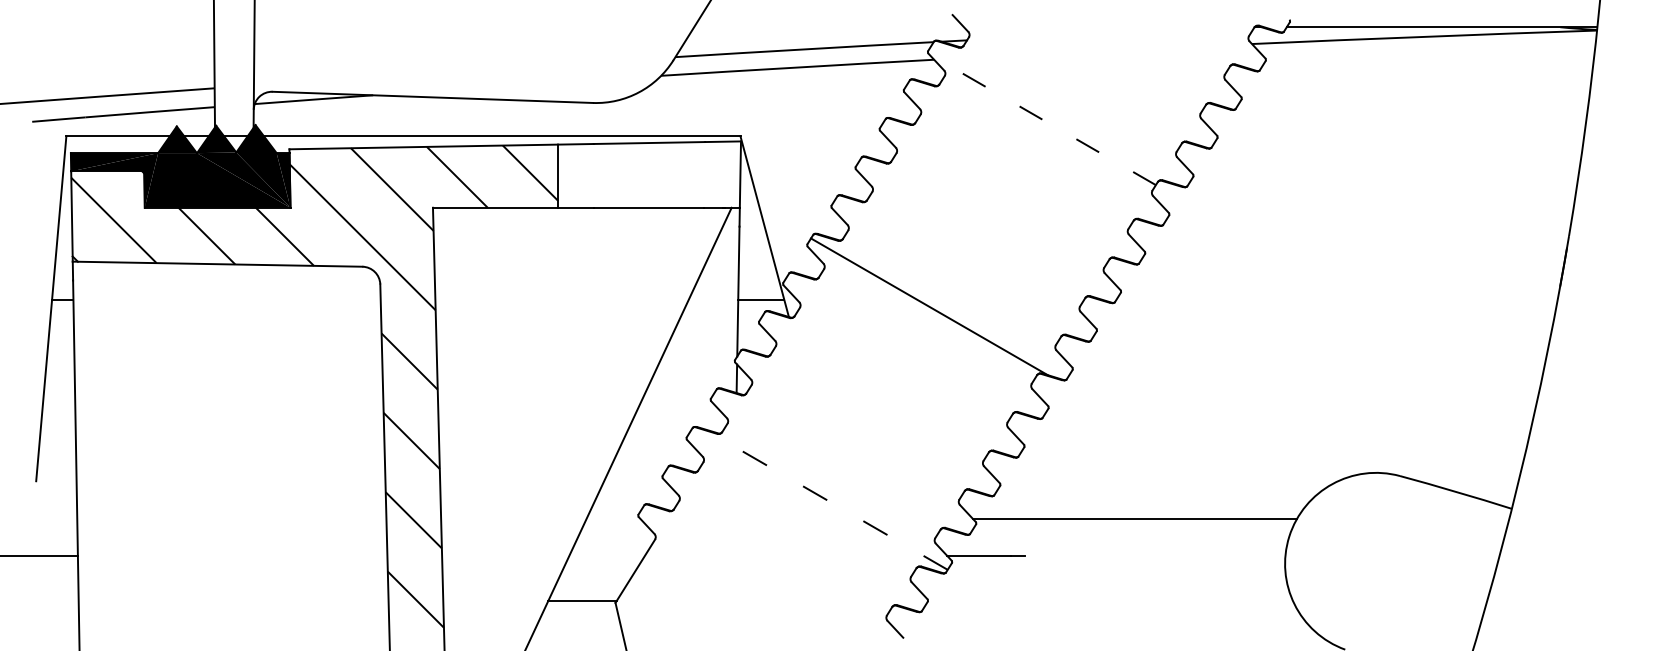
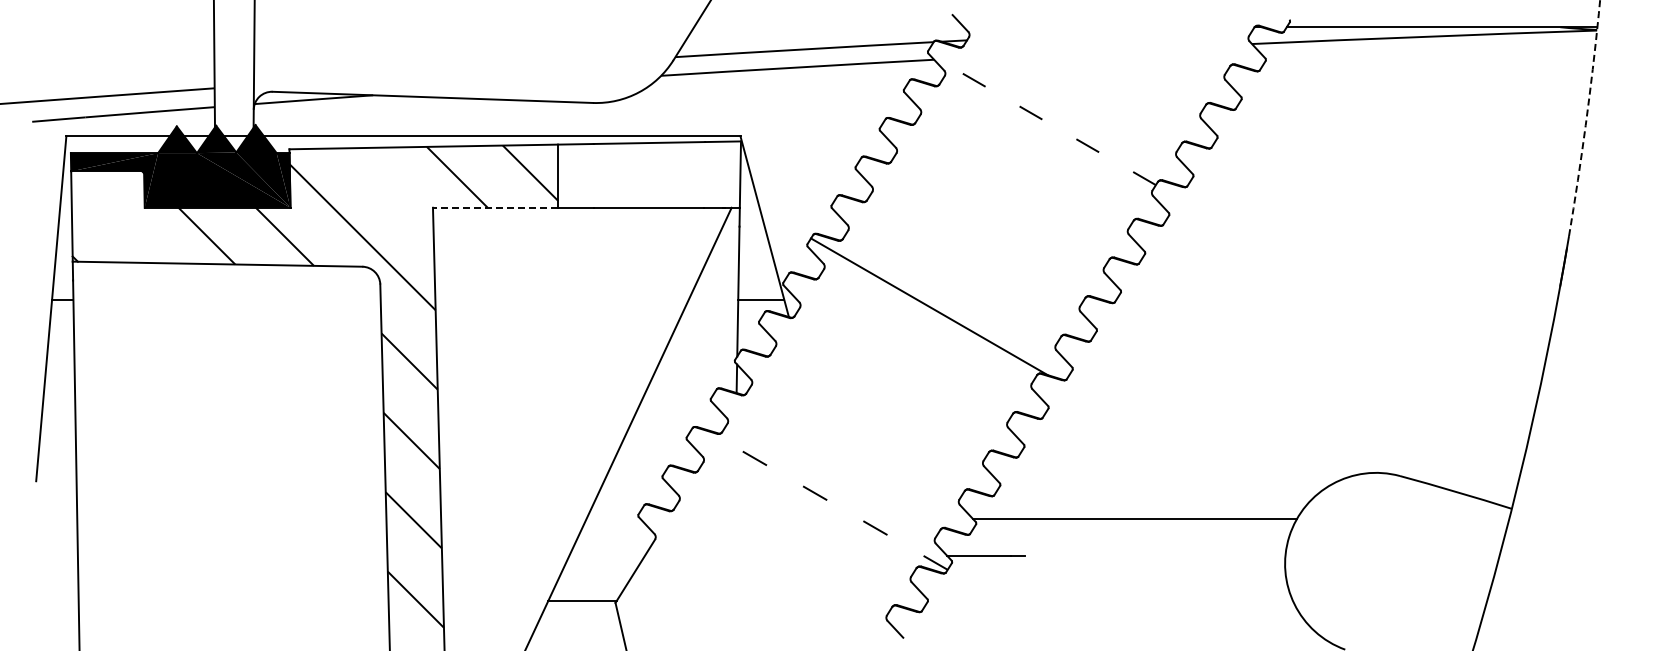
arc: solid -> dashed (1586, 118)
line: present -> none (391, 189)
line: solid -> dashed (495, 207)
line: present -> none (113, 220)
line: present -> none (39, 555)
